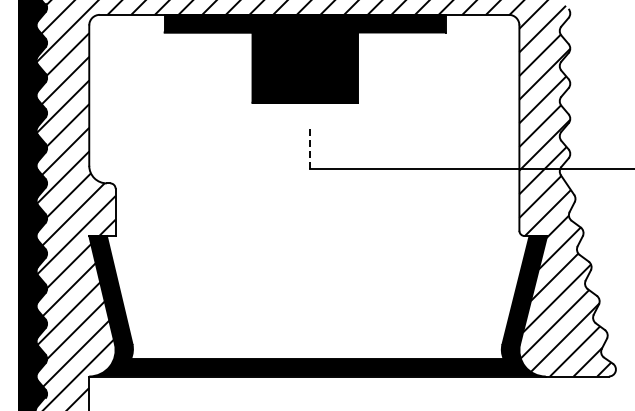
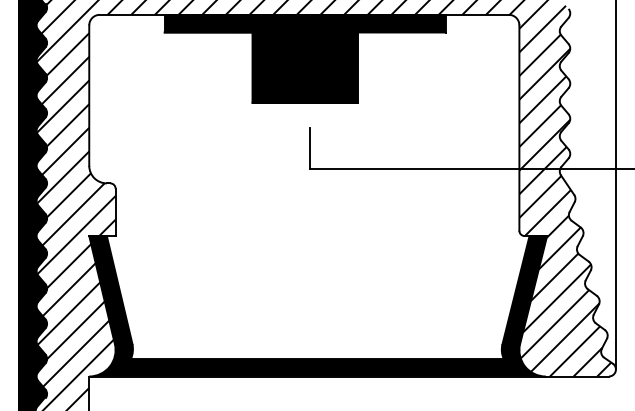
line: dashed -> solid (310, 148)
line: none -> present (615, 185)
